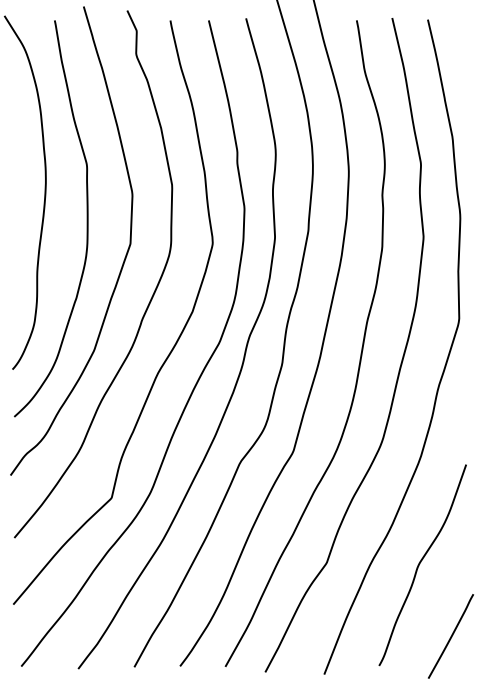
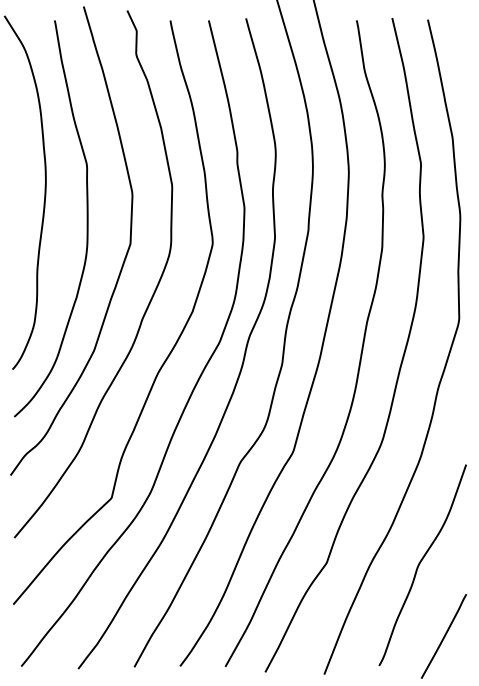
line position: (450, 636) -> (443, 636) (443, 636)
